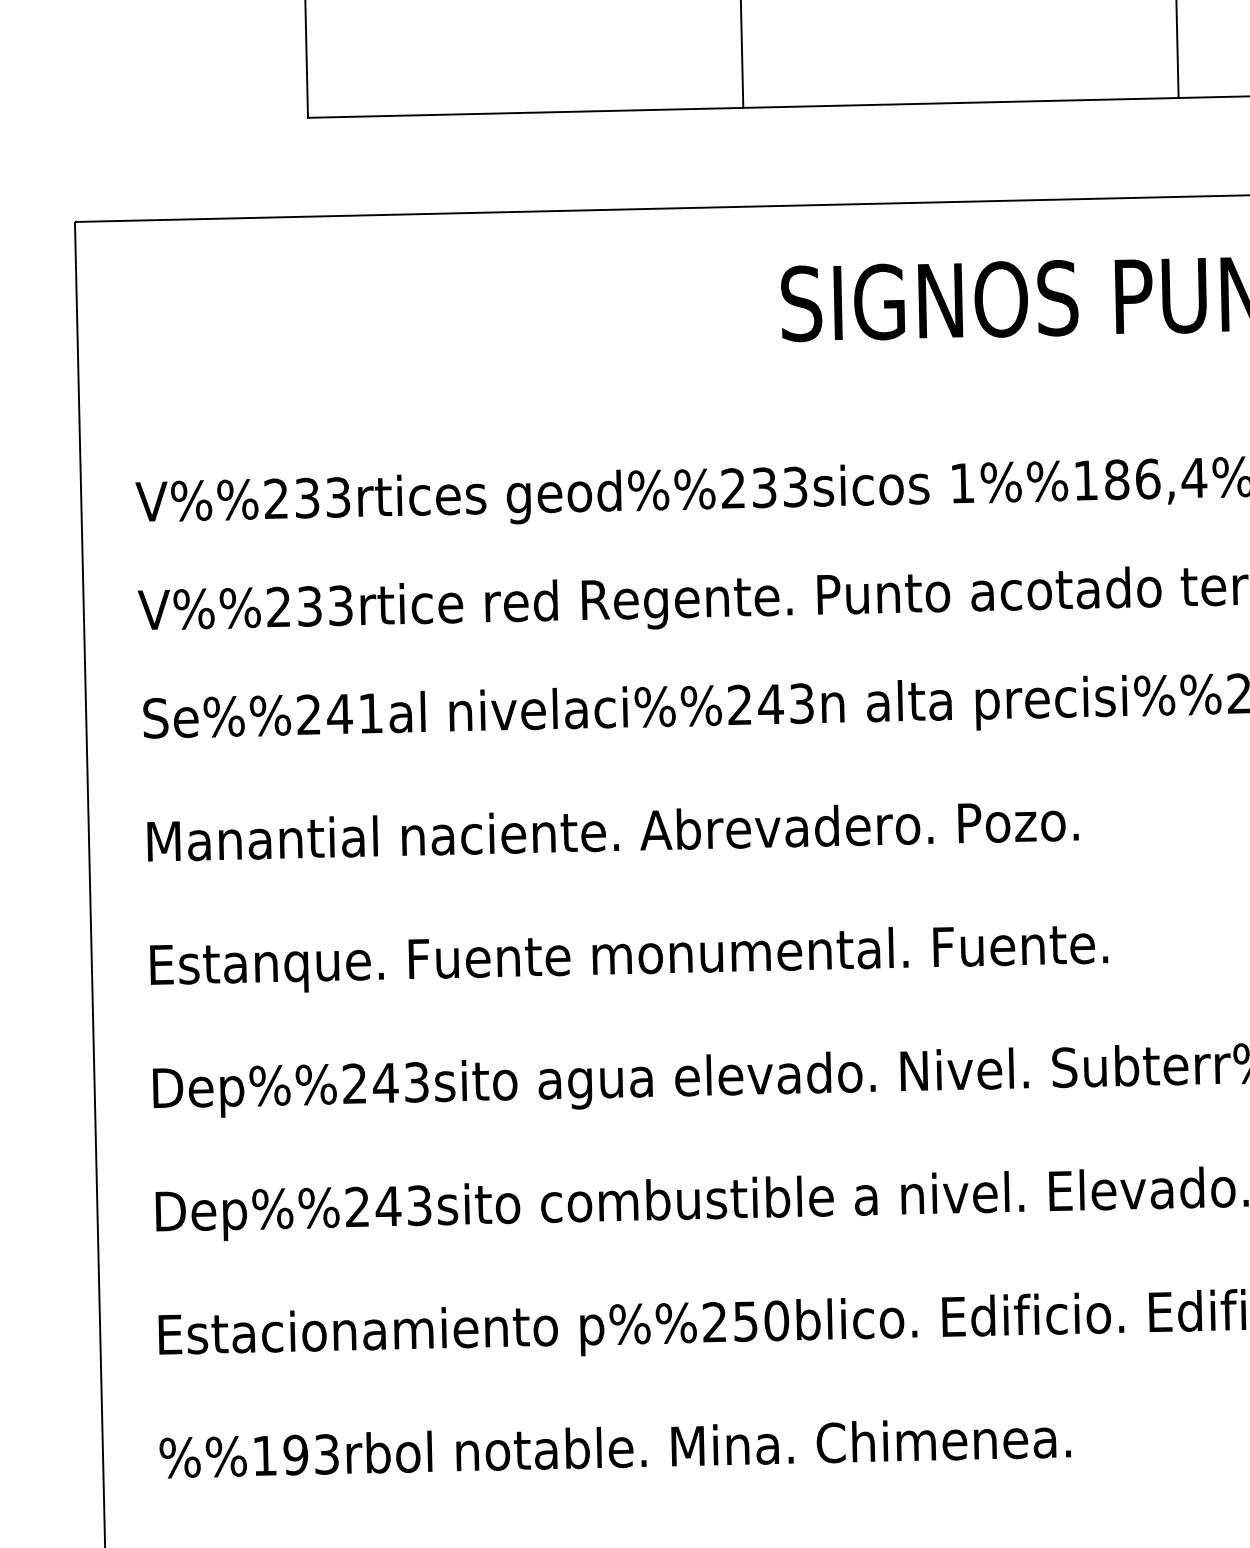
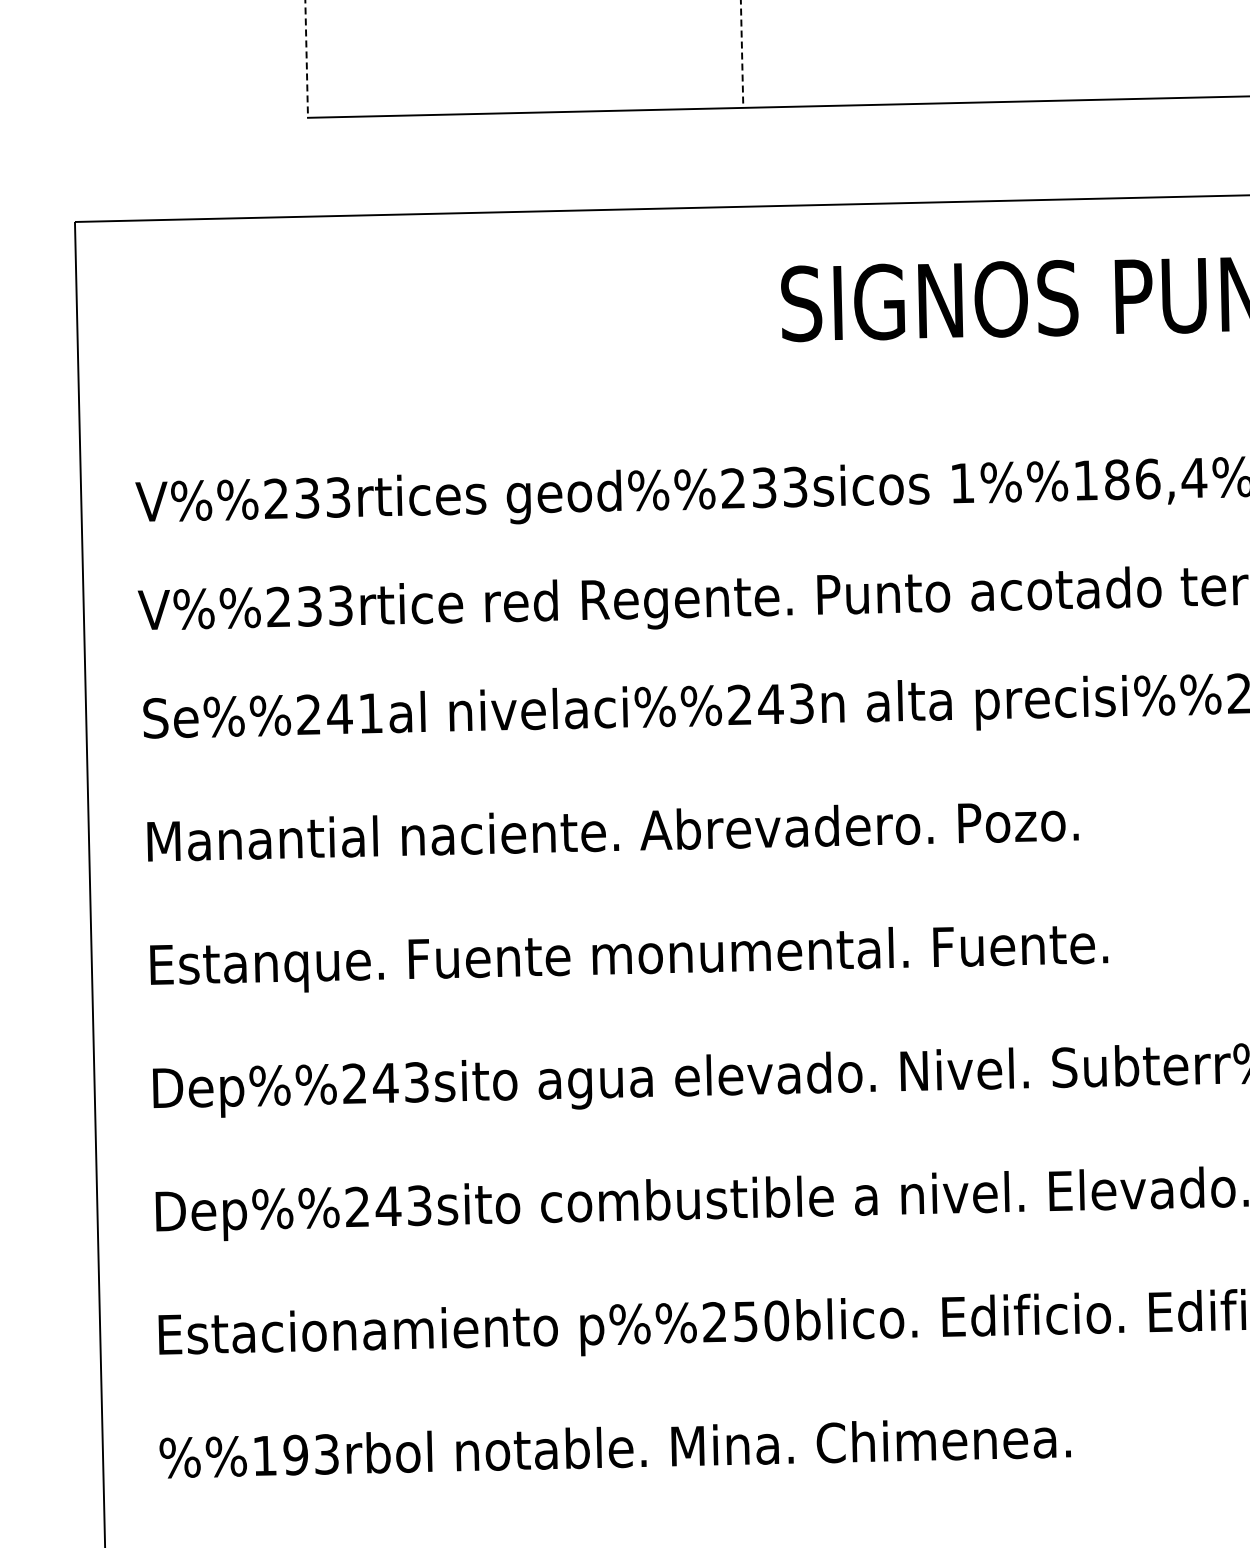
line: present -> none (1177, 50)
line: solid -> dashed (742, 54)
line: solid -> dashed (306, 59)
